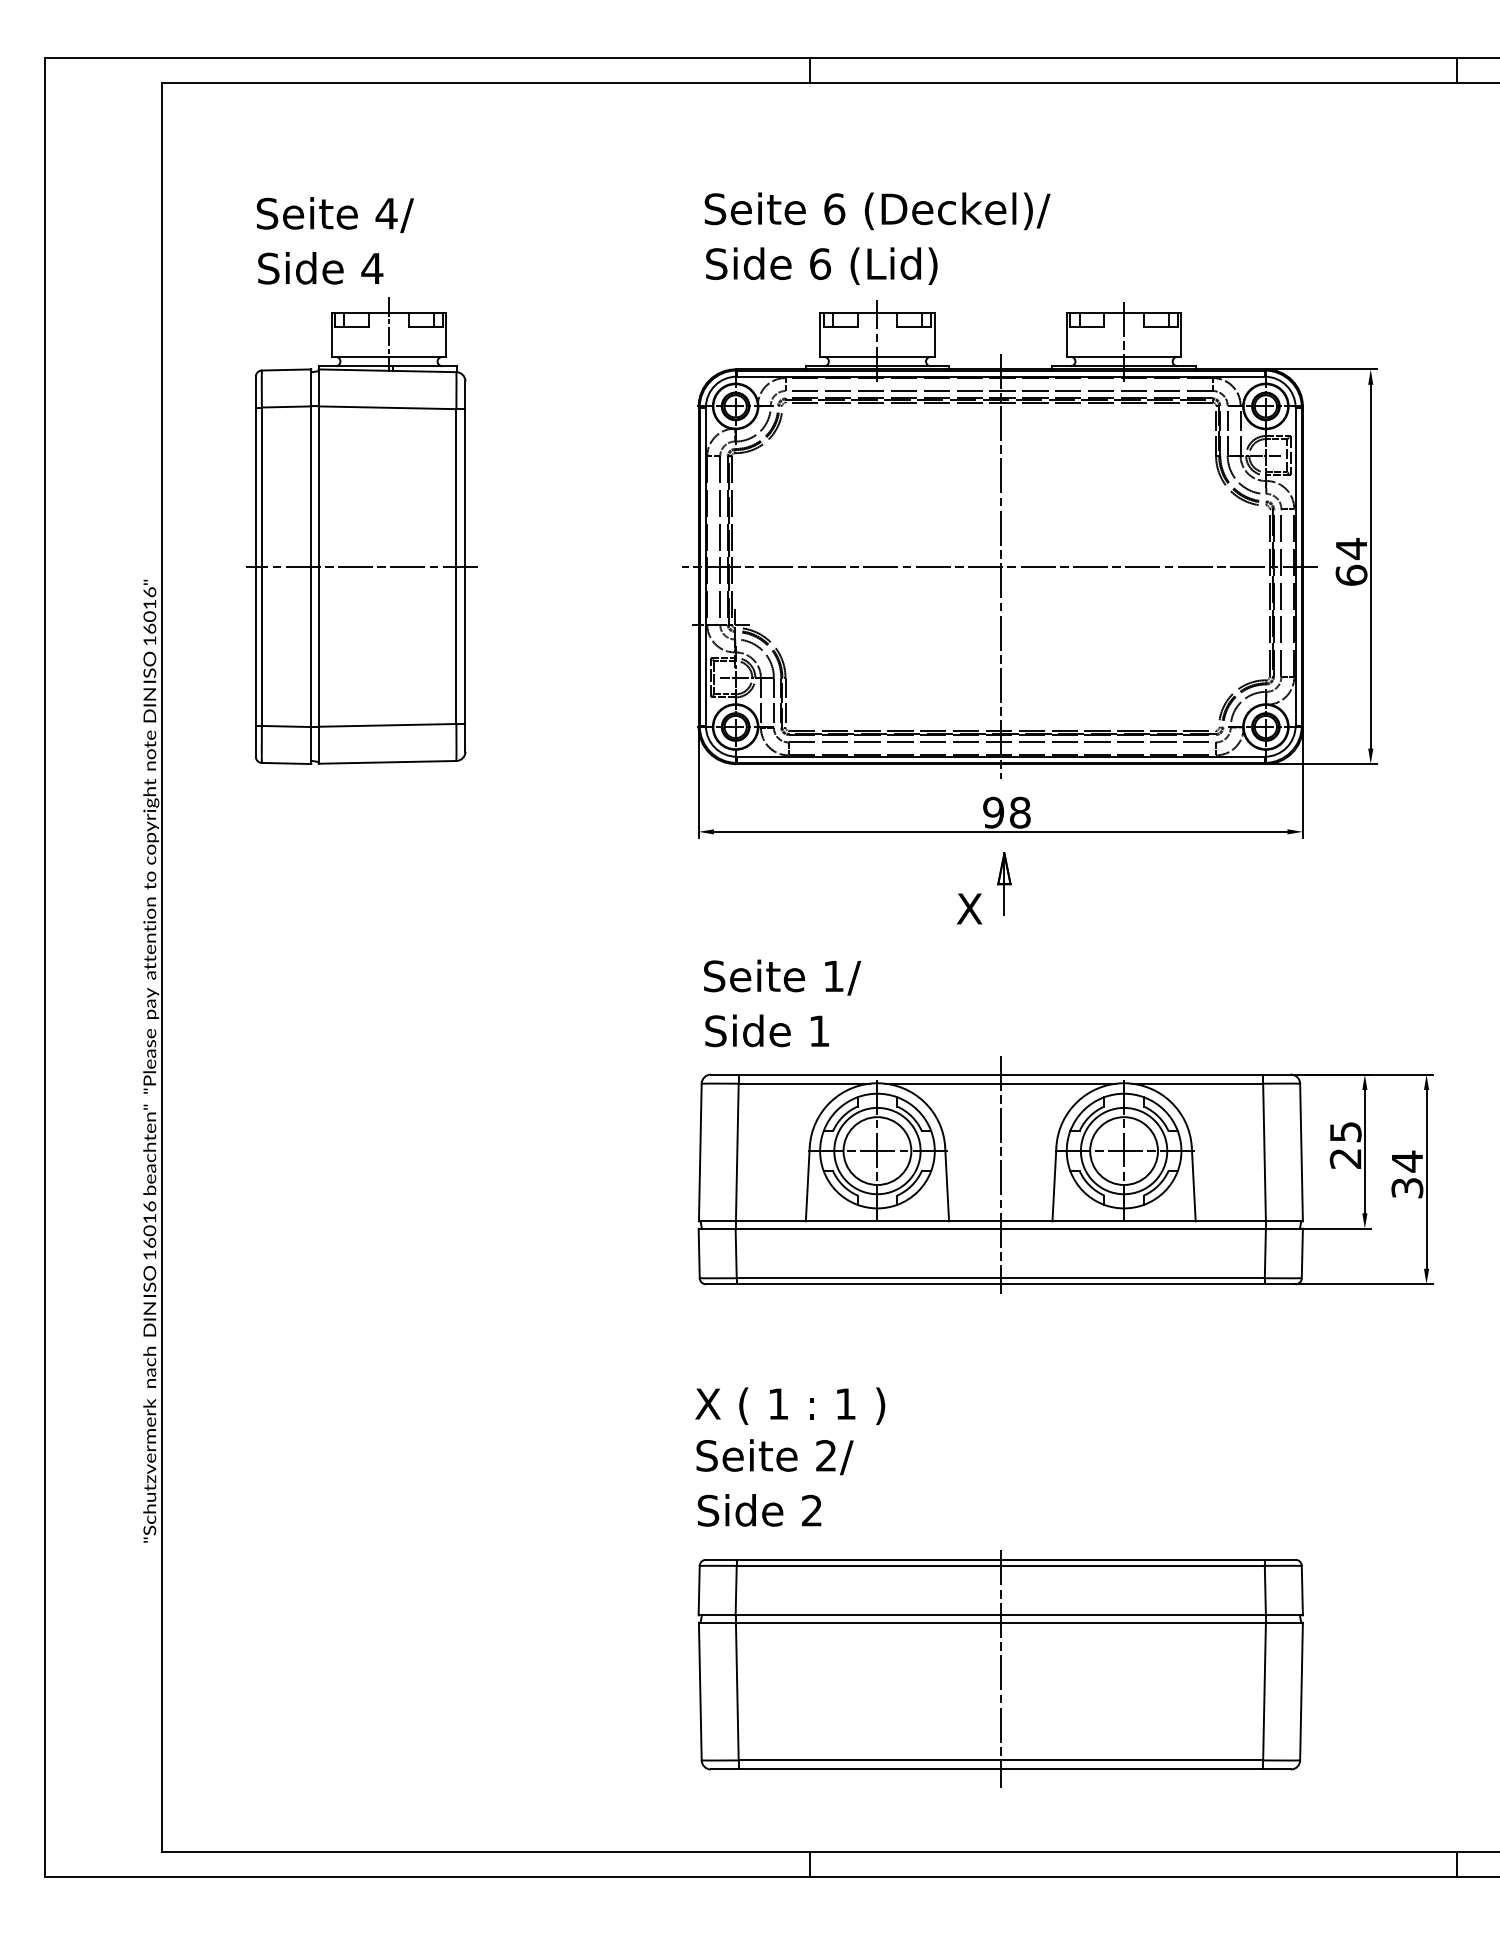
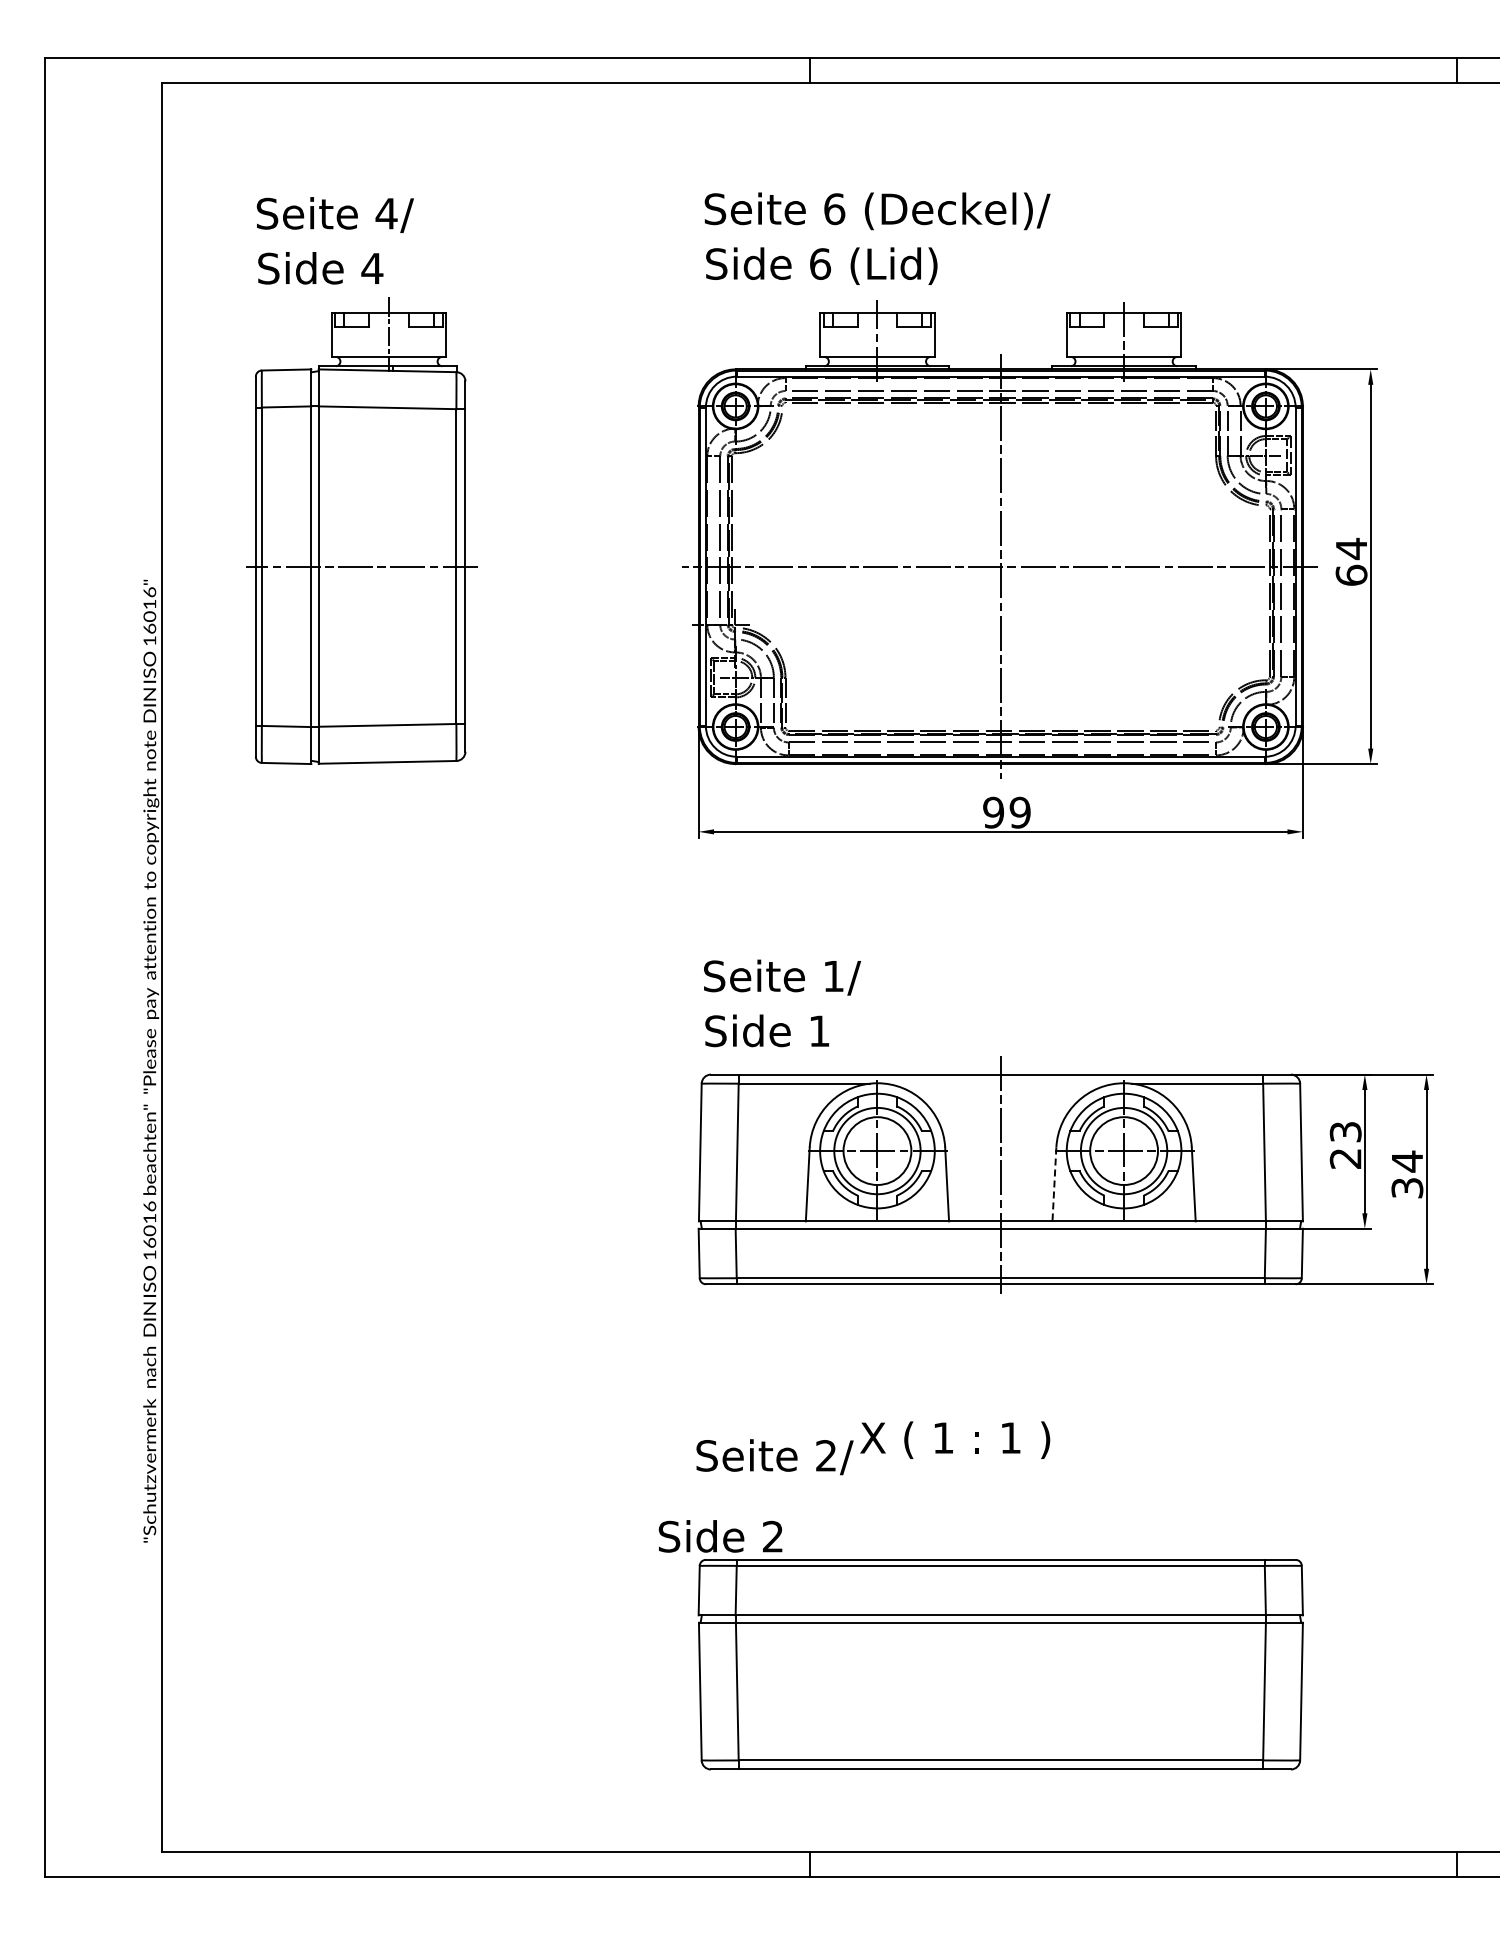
text: 98 -> 99 (1019, 812)
part: present -> none (983, 888)
line: present -> none (1000, 1083)
text: 25 -> 23 (1344, 1131)
line: solid -> dashed (1054, 1184)
text position: (790, 1405) -> (955, 1439) (955, 1439)
text position: (759, 1510) -> (720, 1536) (720, 1536)
line: present -> none (1000, 1668)
